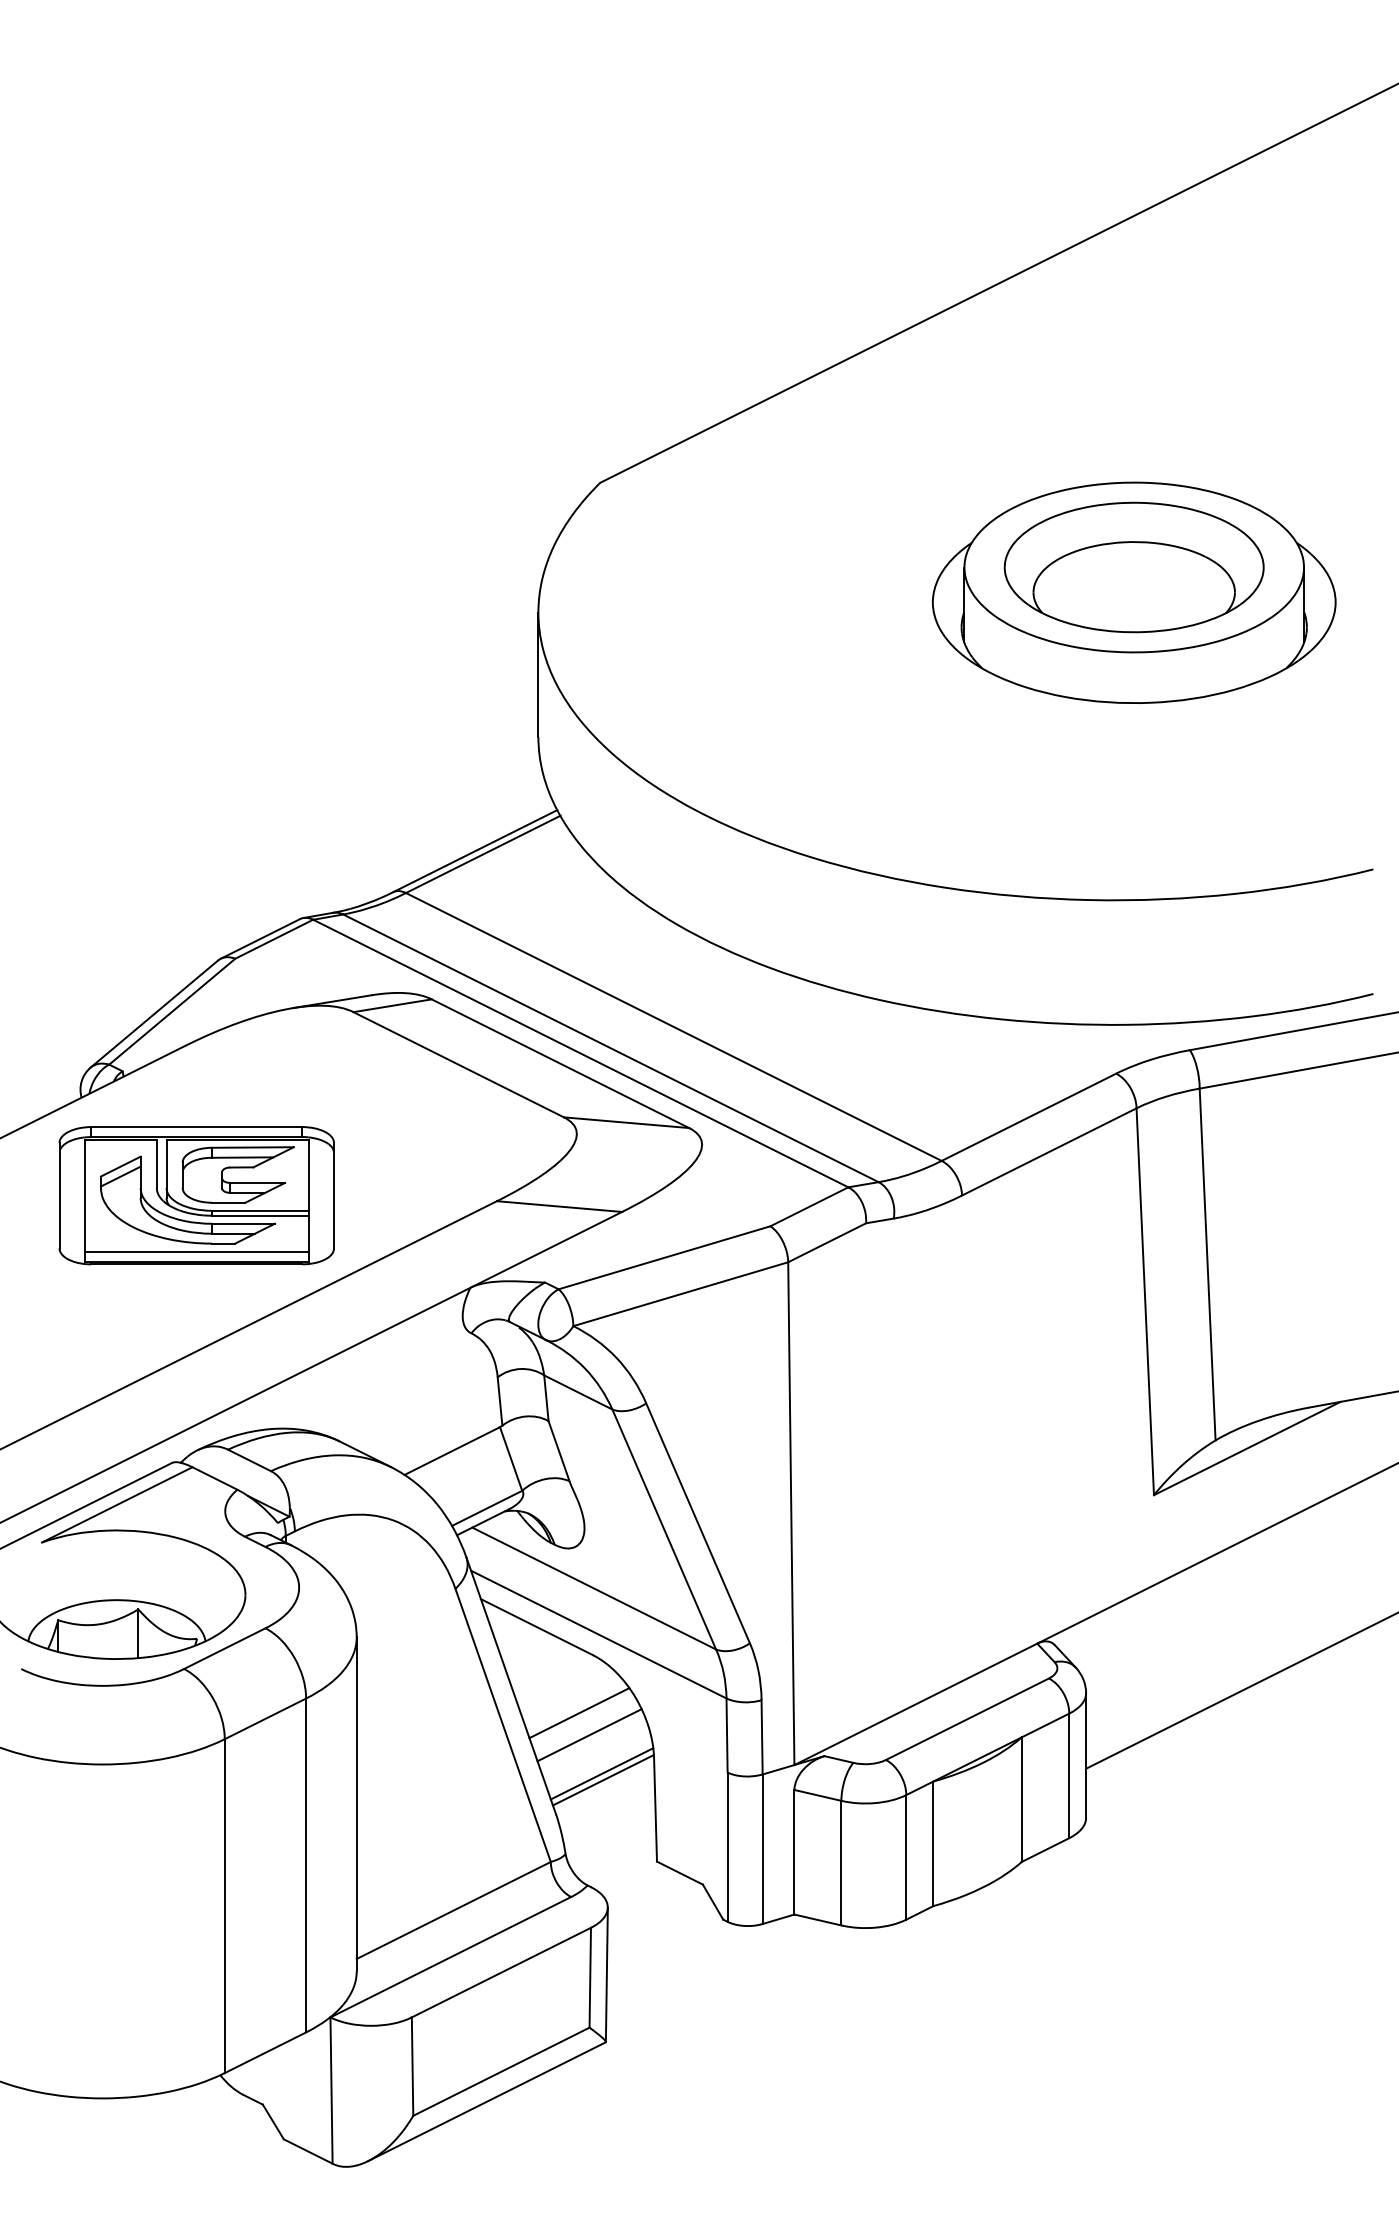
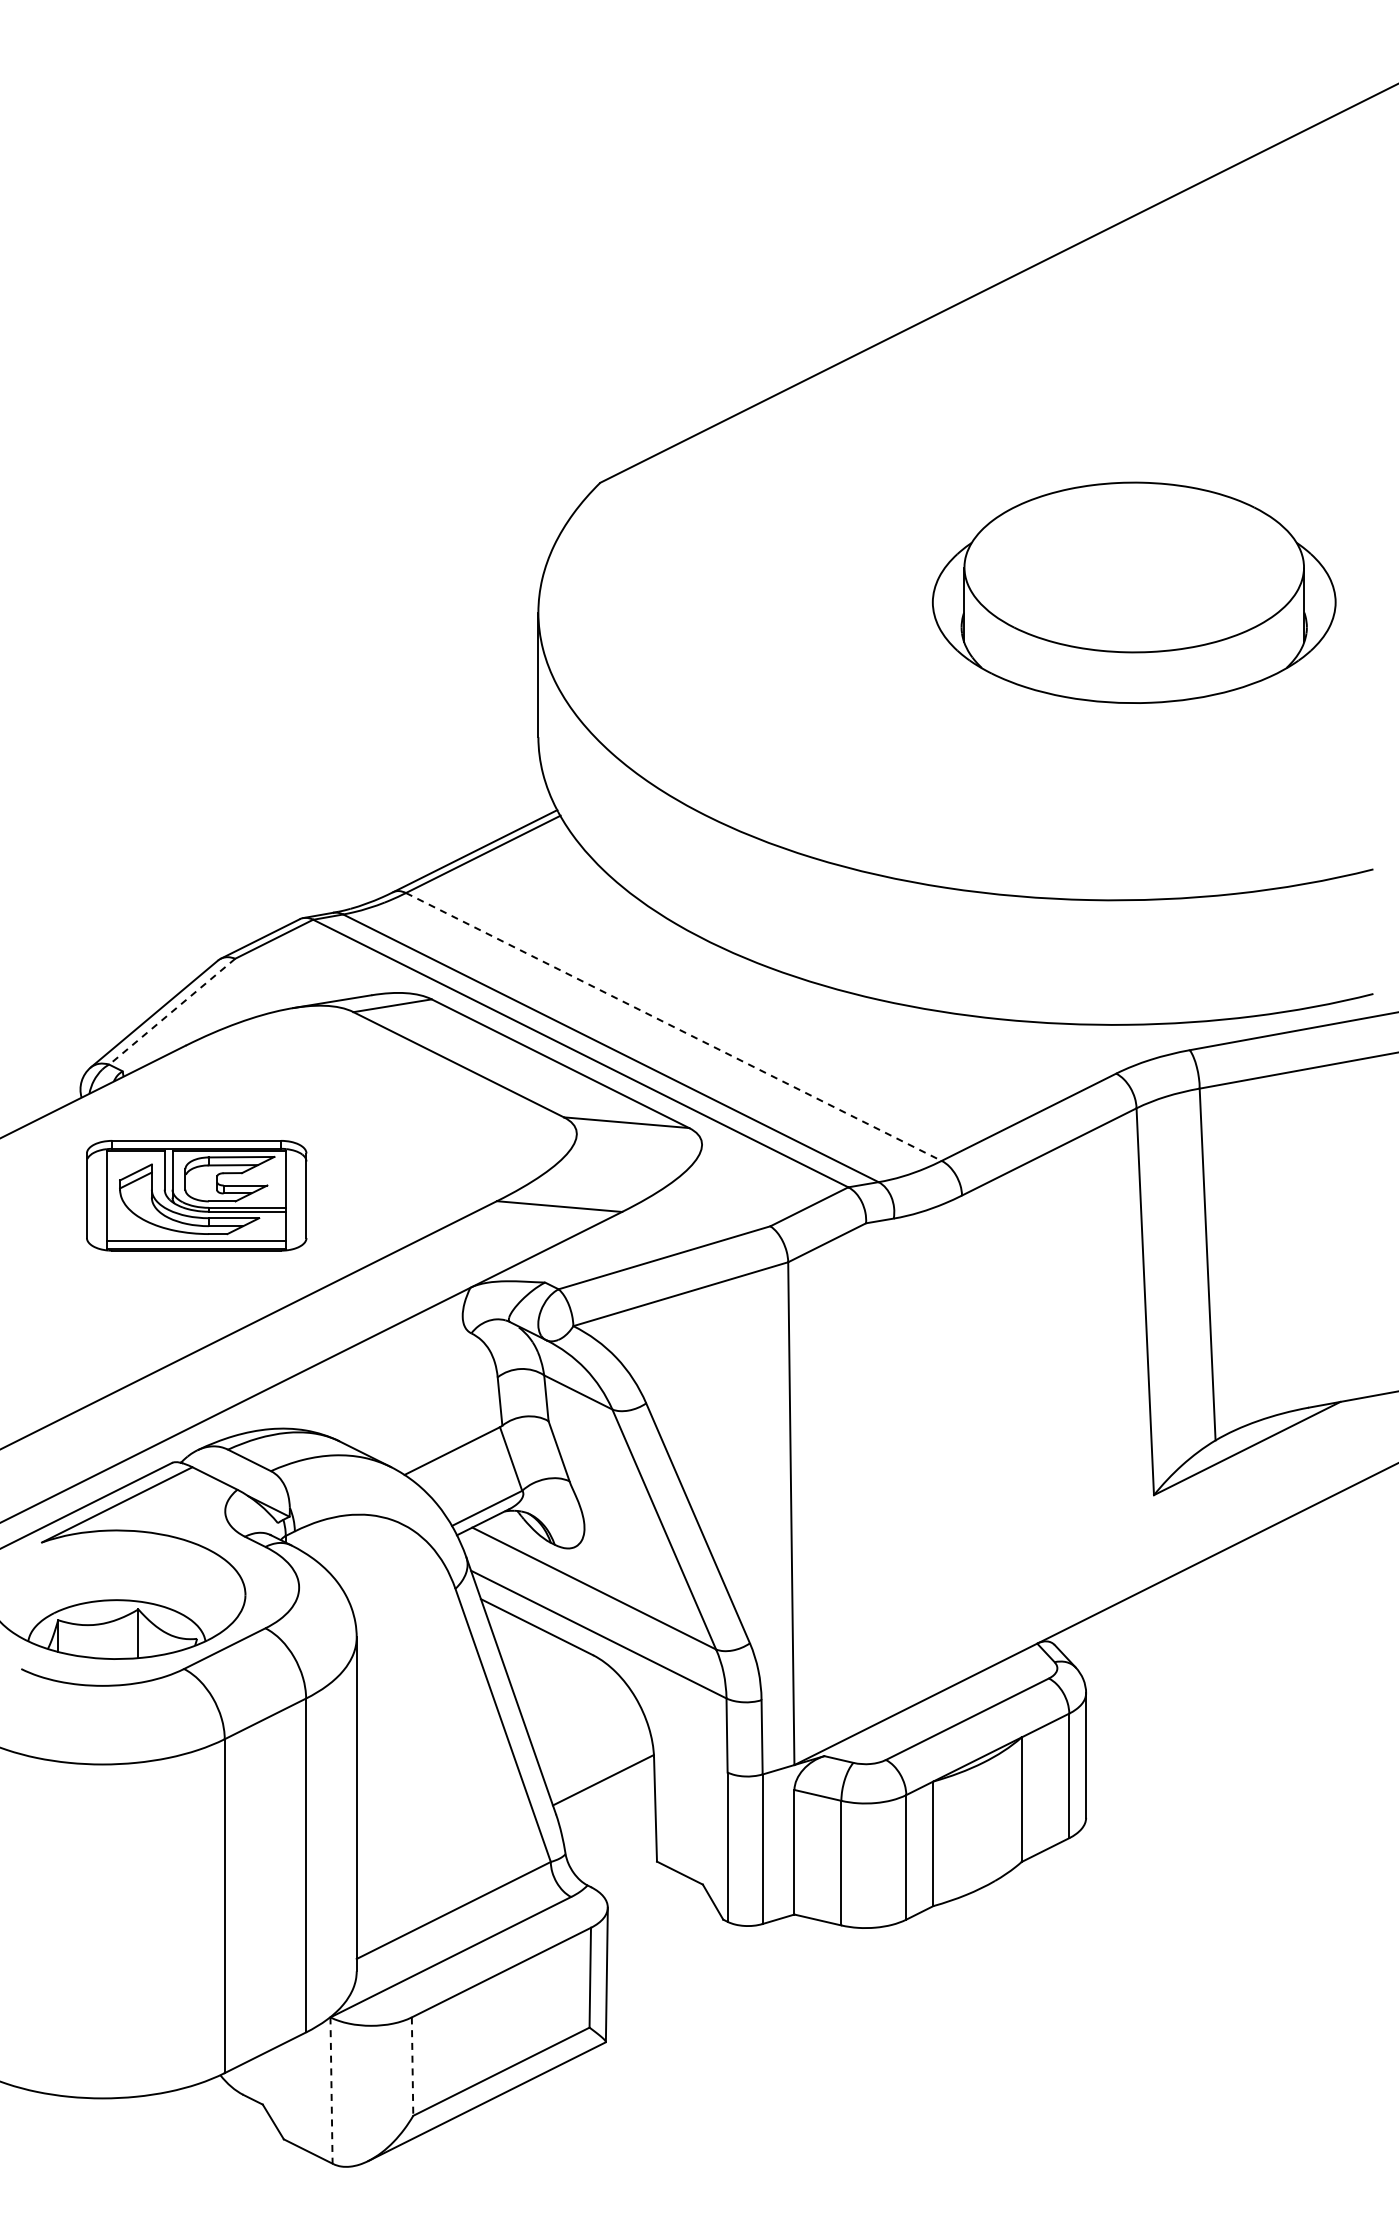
part: present -> none (1133, 567)
line: solid -> dashed (171, 1012)
line: solid -> dashed (674, 1027)
part size: 277x140 px -> 222x112 px (196, 1195)
line: present -> none (1240, 1690)
line: present -> none (579, 1713)
line: present -> none (589, 1735)
line: present -> none (601, 1773)
line: solid -> dashed (412, 2067)
line: solid -> dashed (331, 2091)
